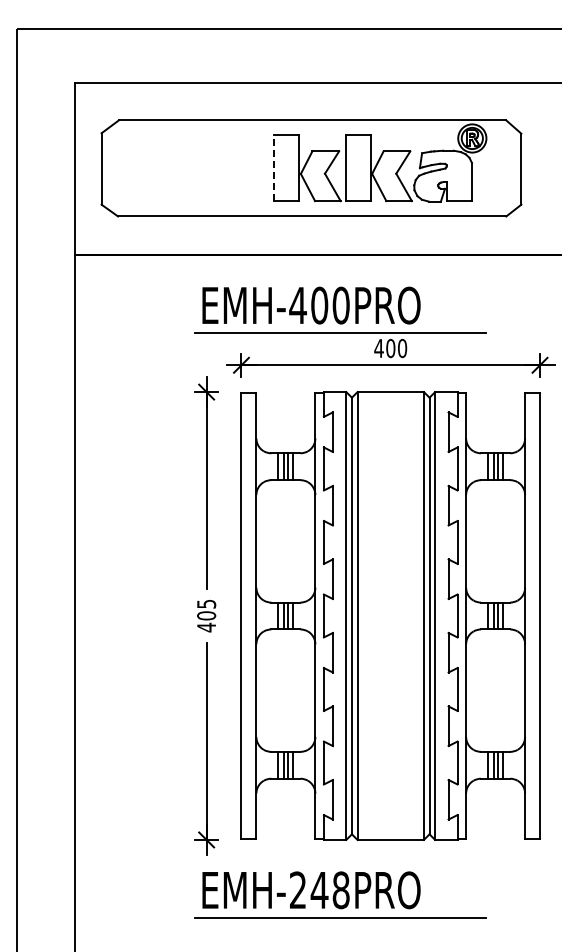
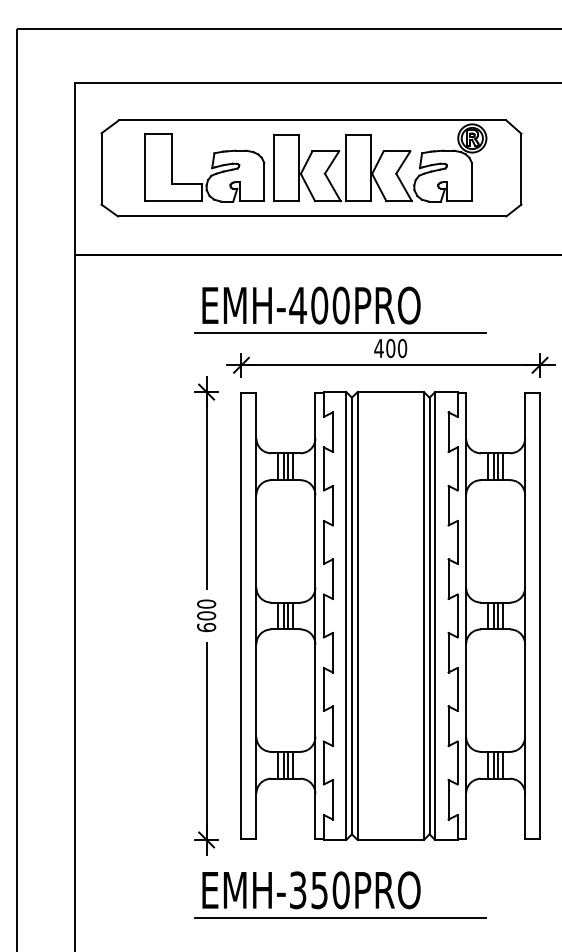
part: none -> present (211, 167)
line: dashed -> solid (274, 167)
text: 405 -> 600 (206, 615)
text: EMH-248PRO -> EMH-350PRO (319, 890)
